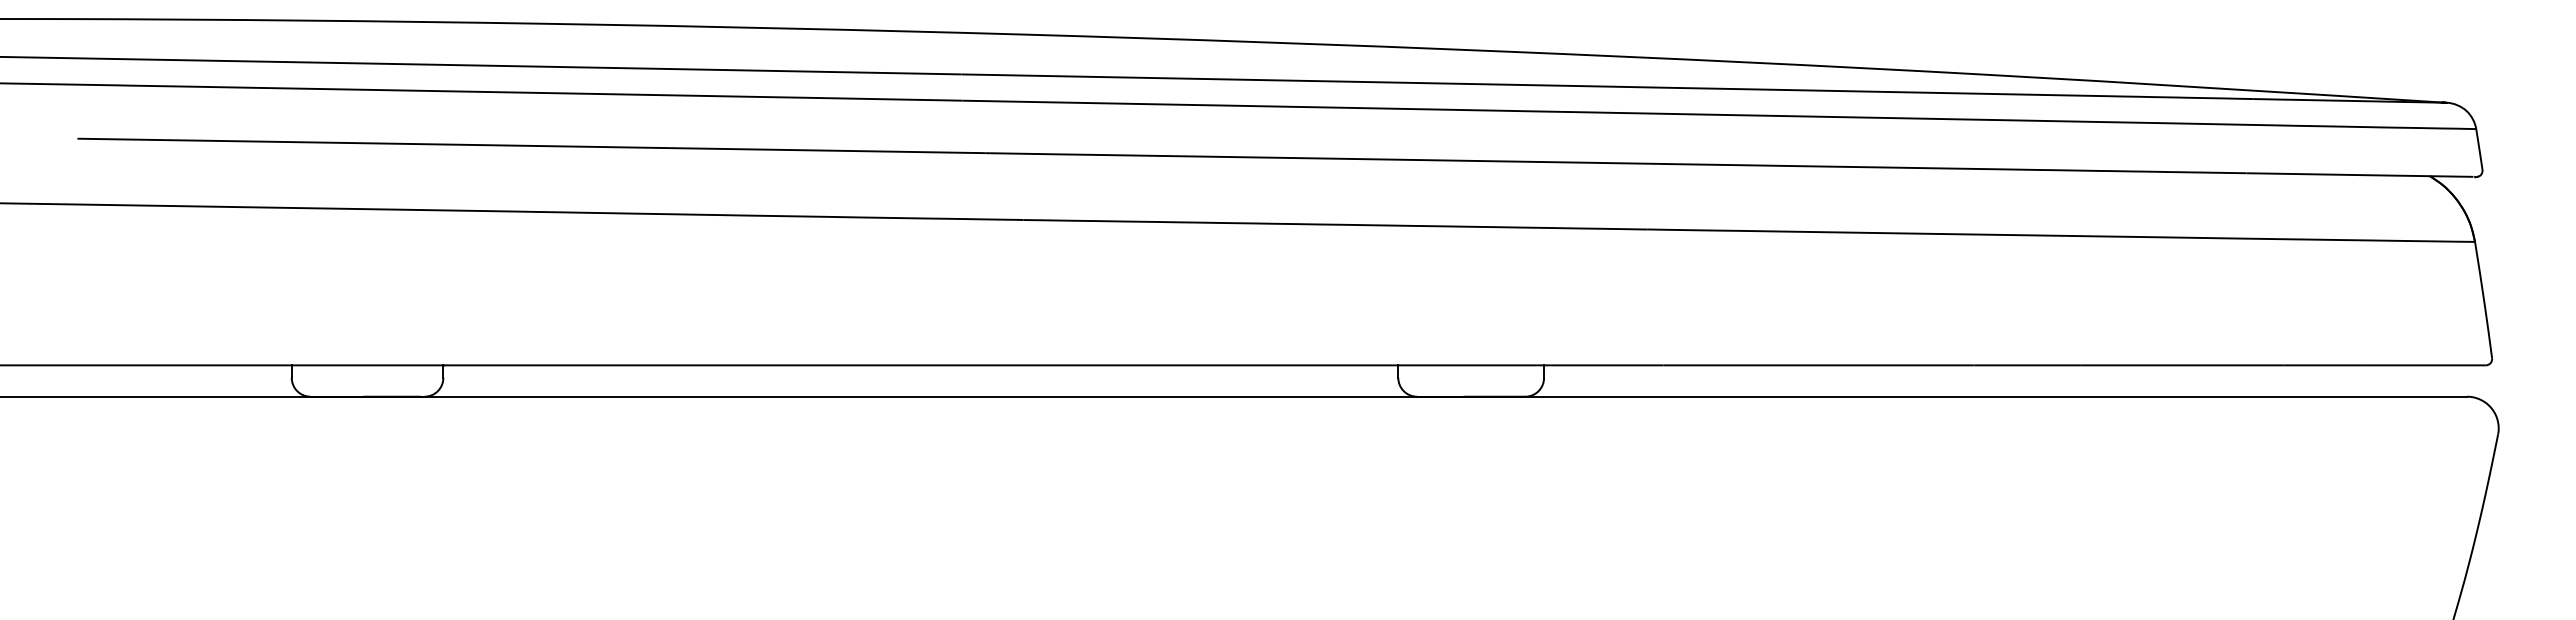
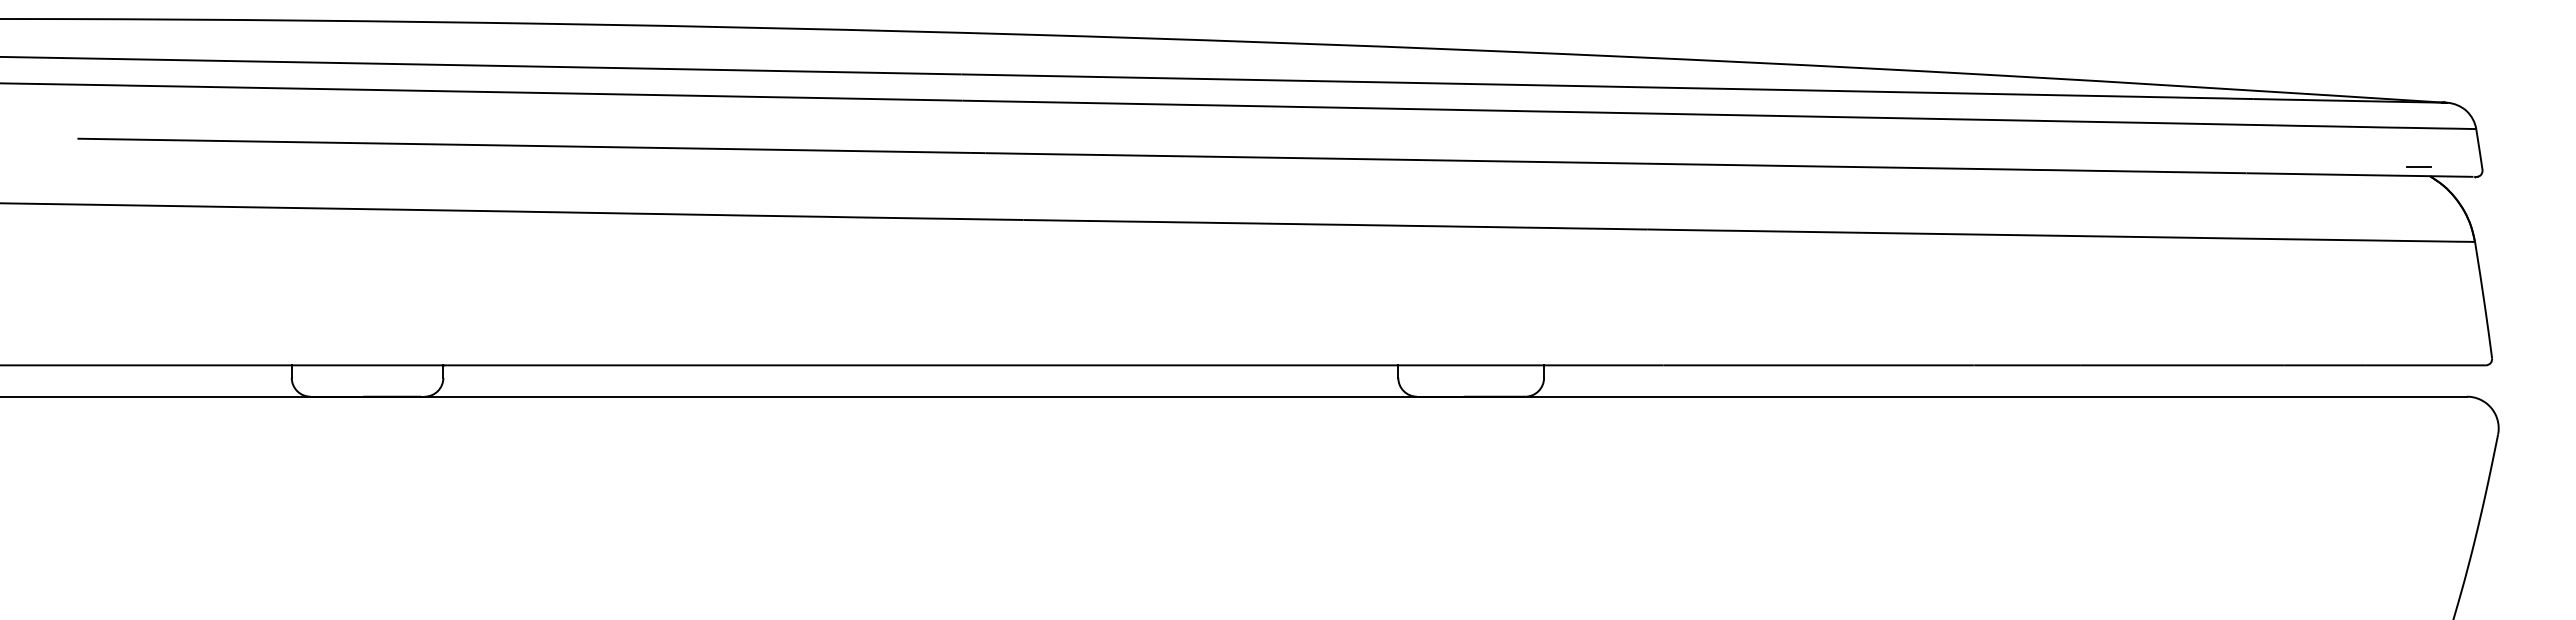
line: none -> present (2419, 167)
